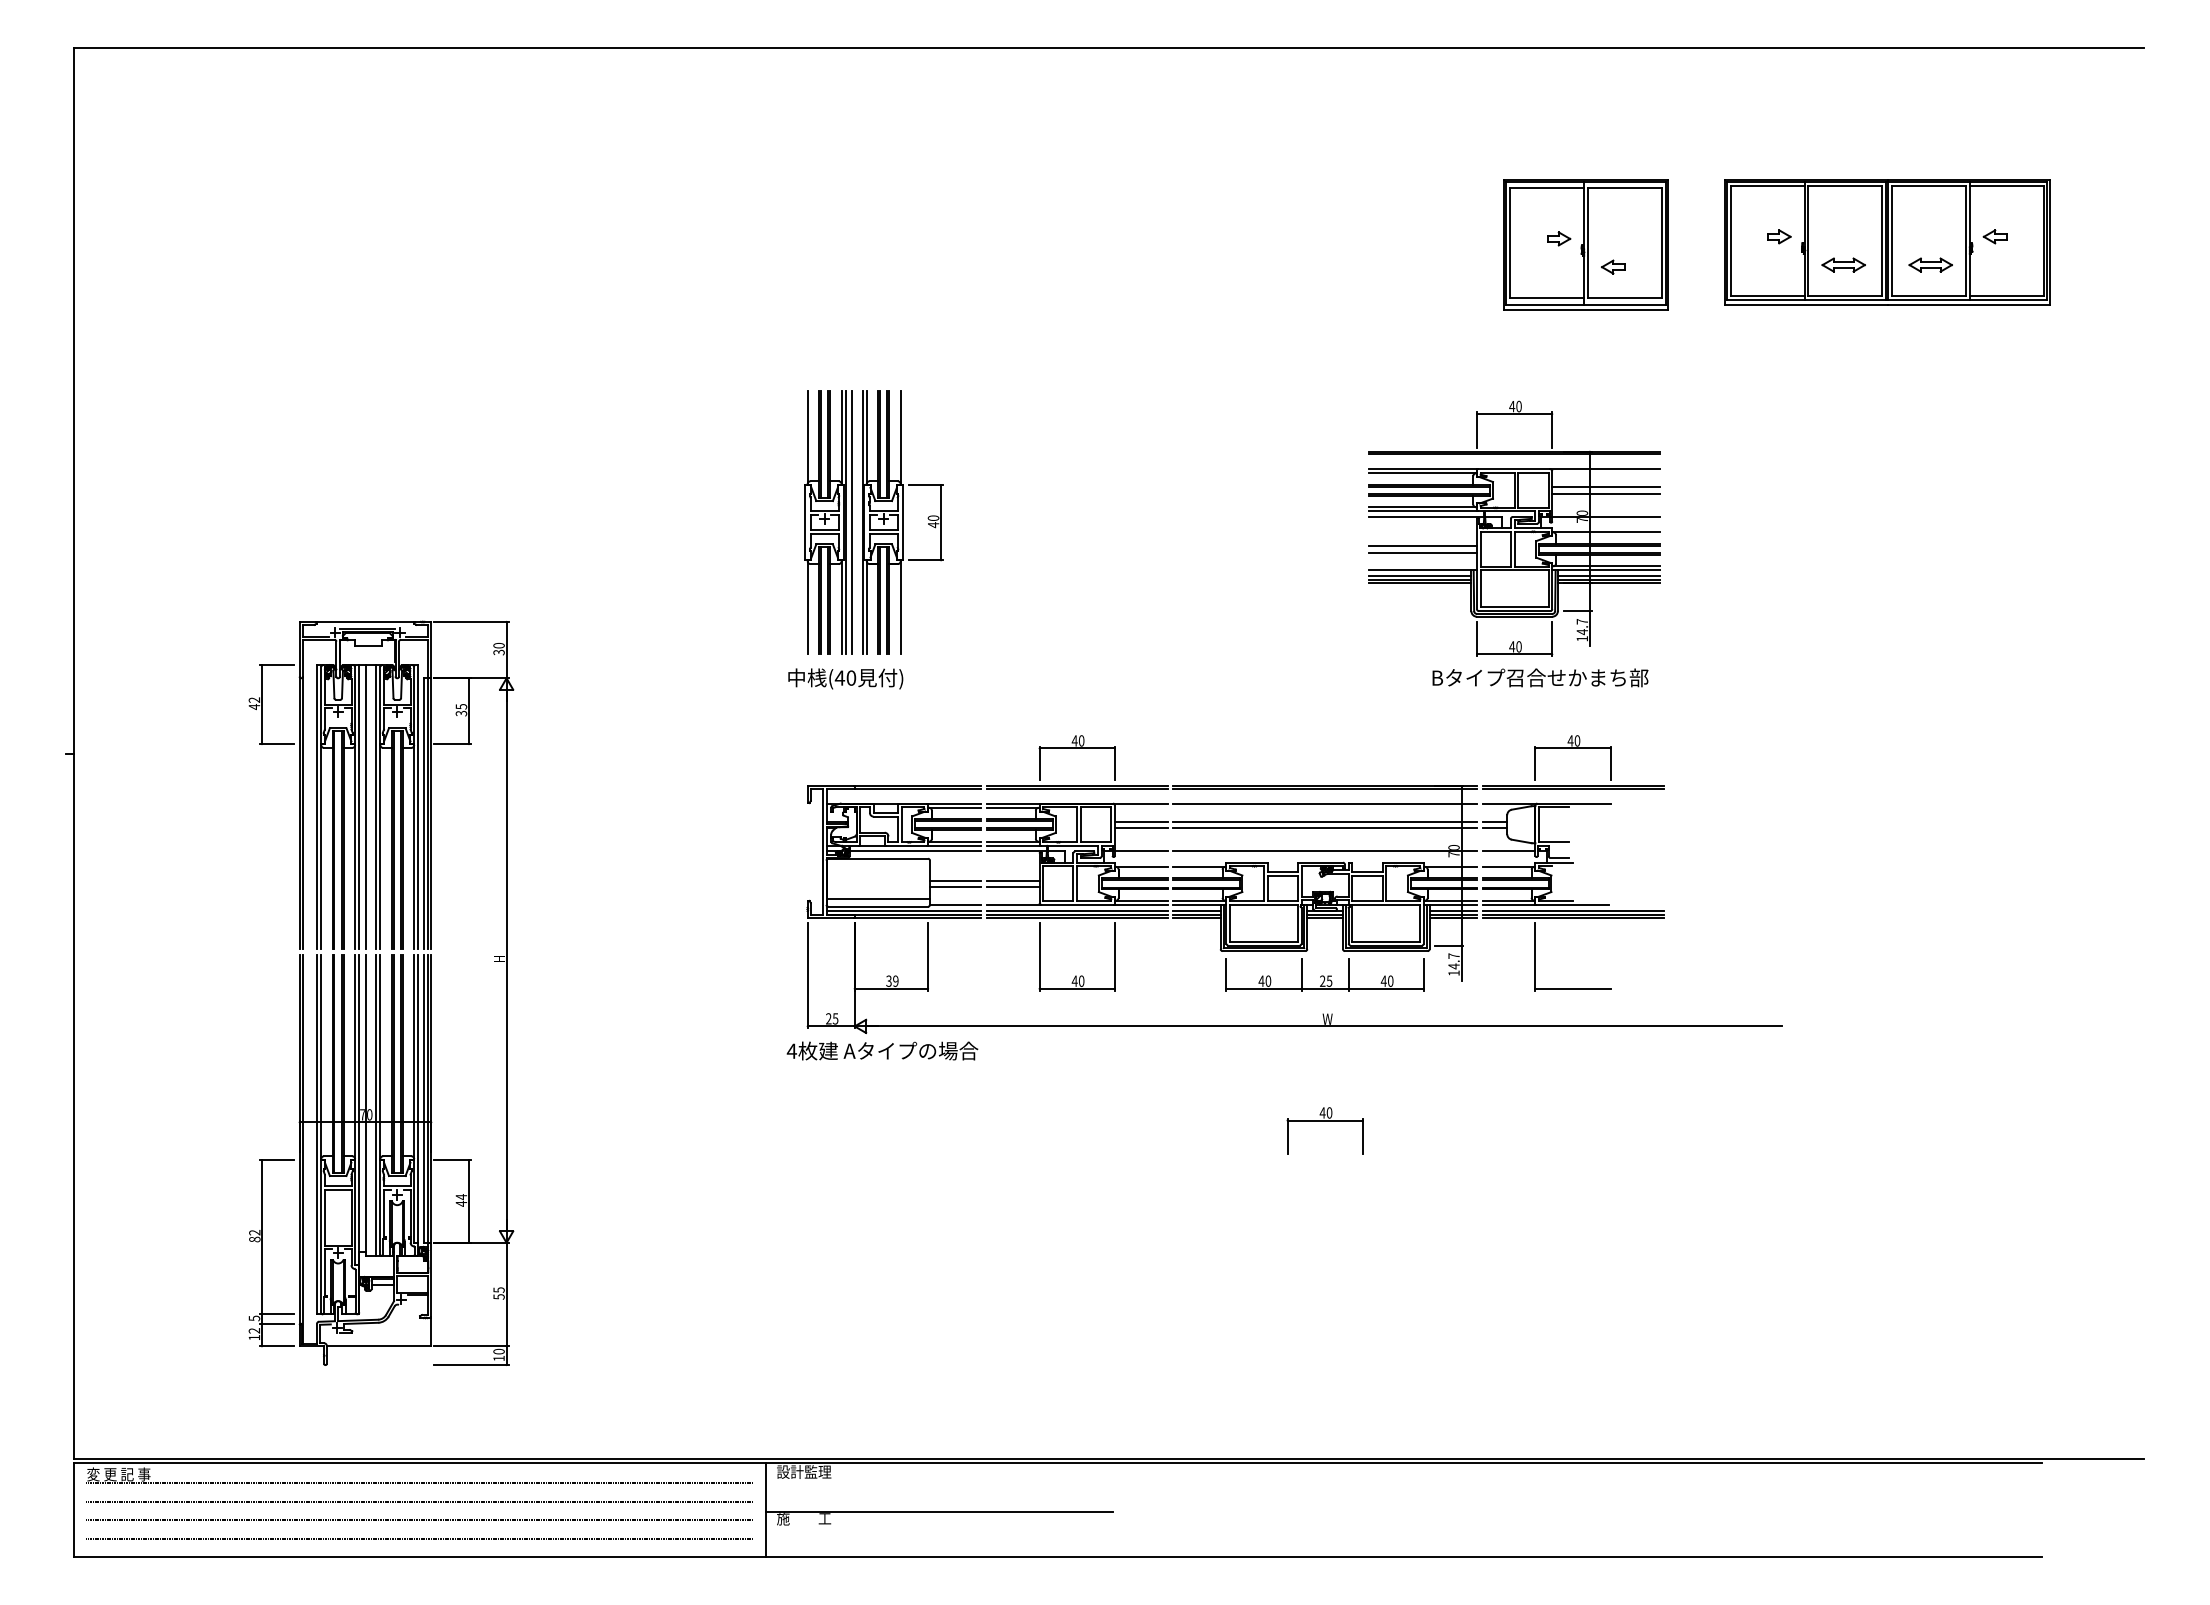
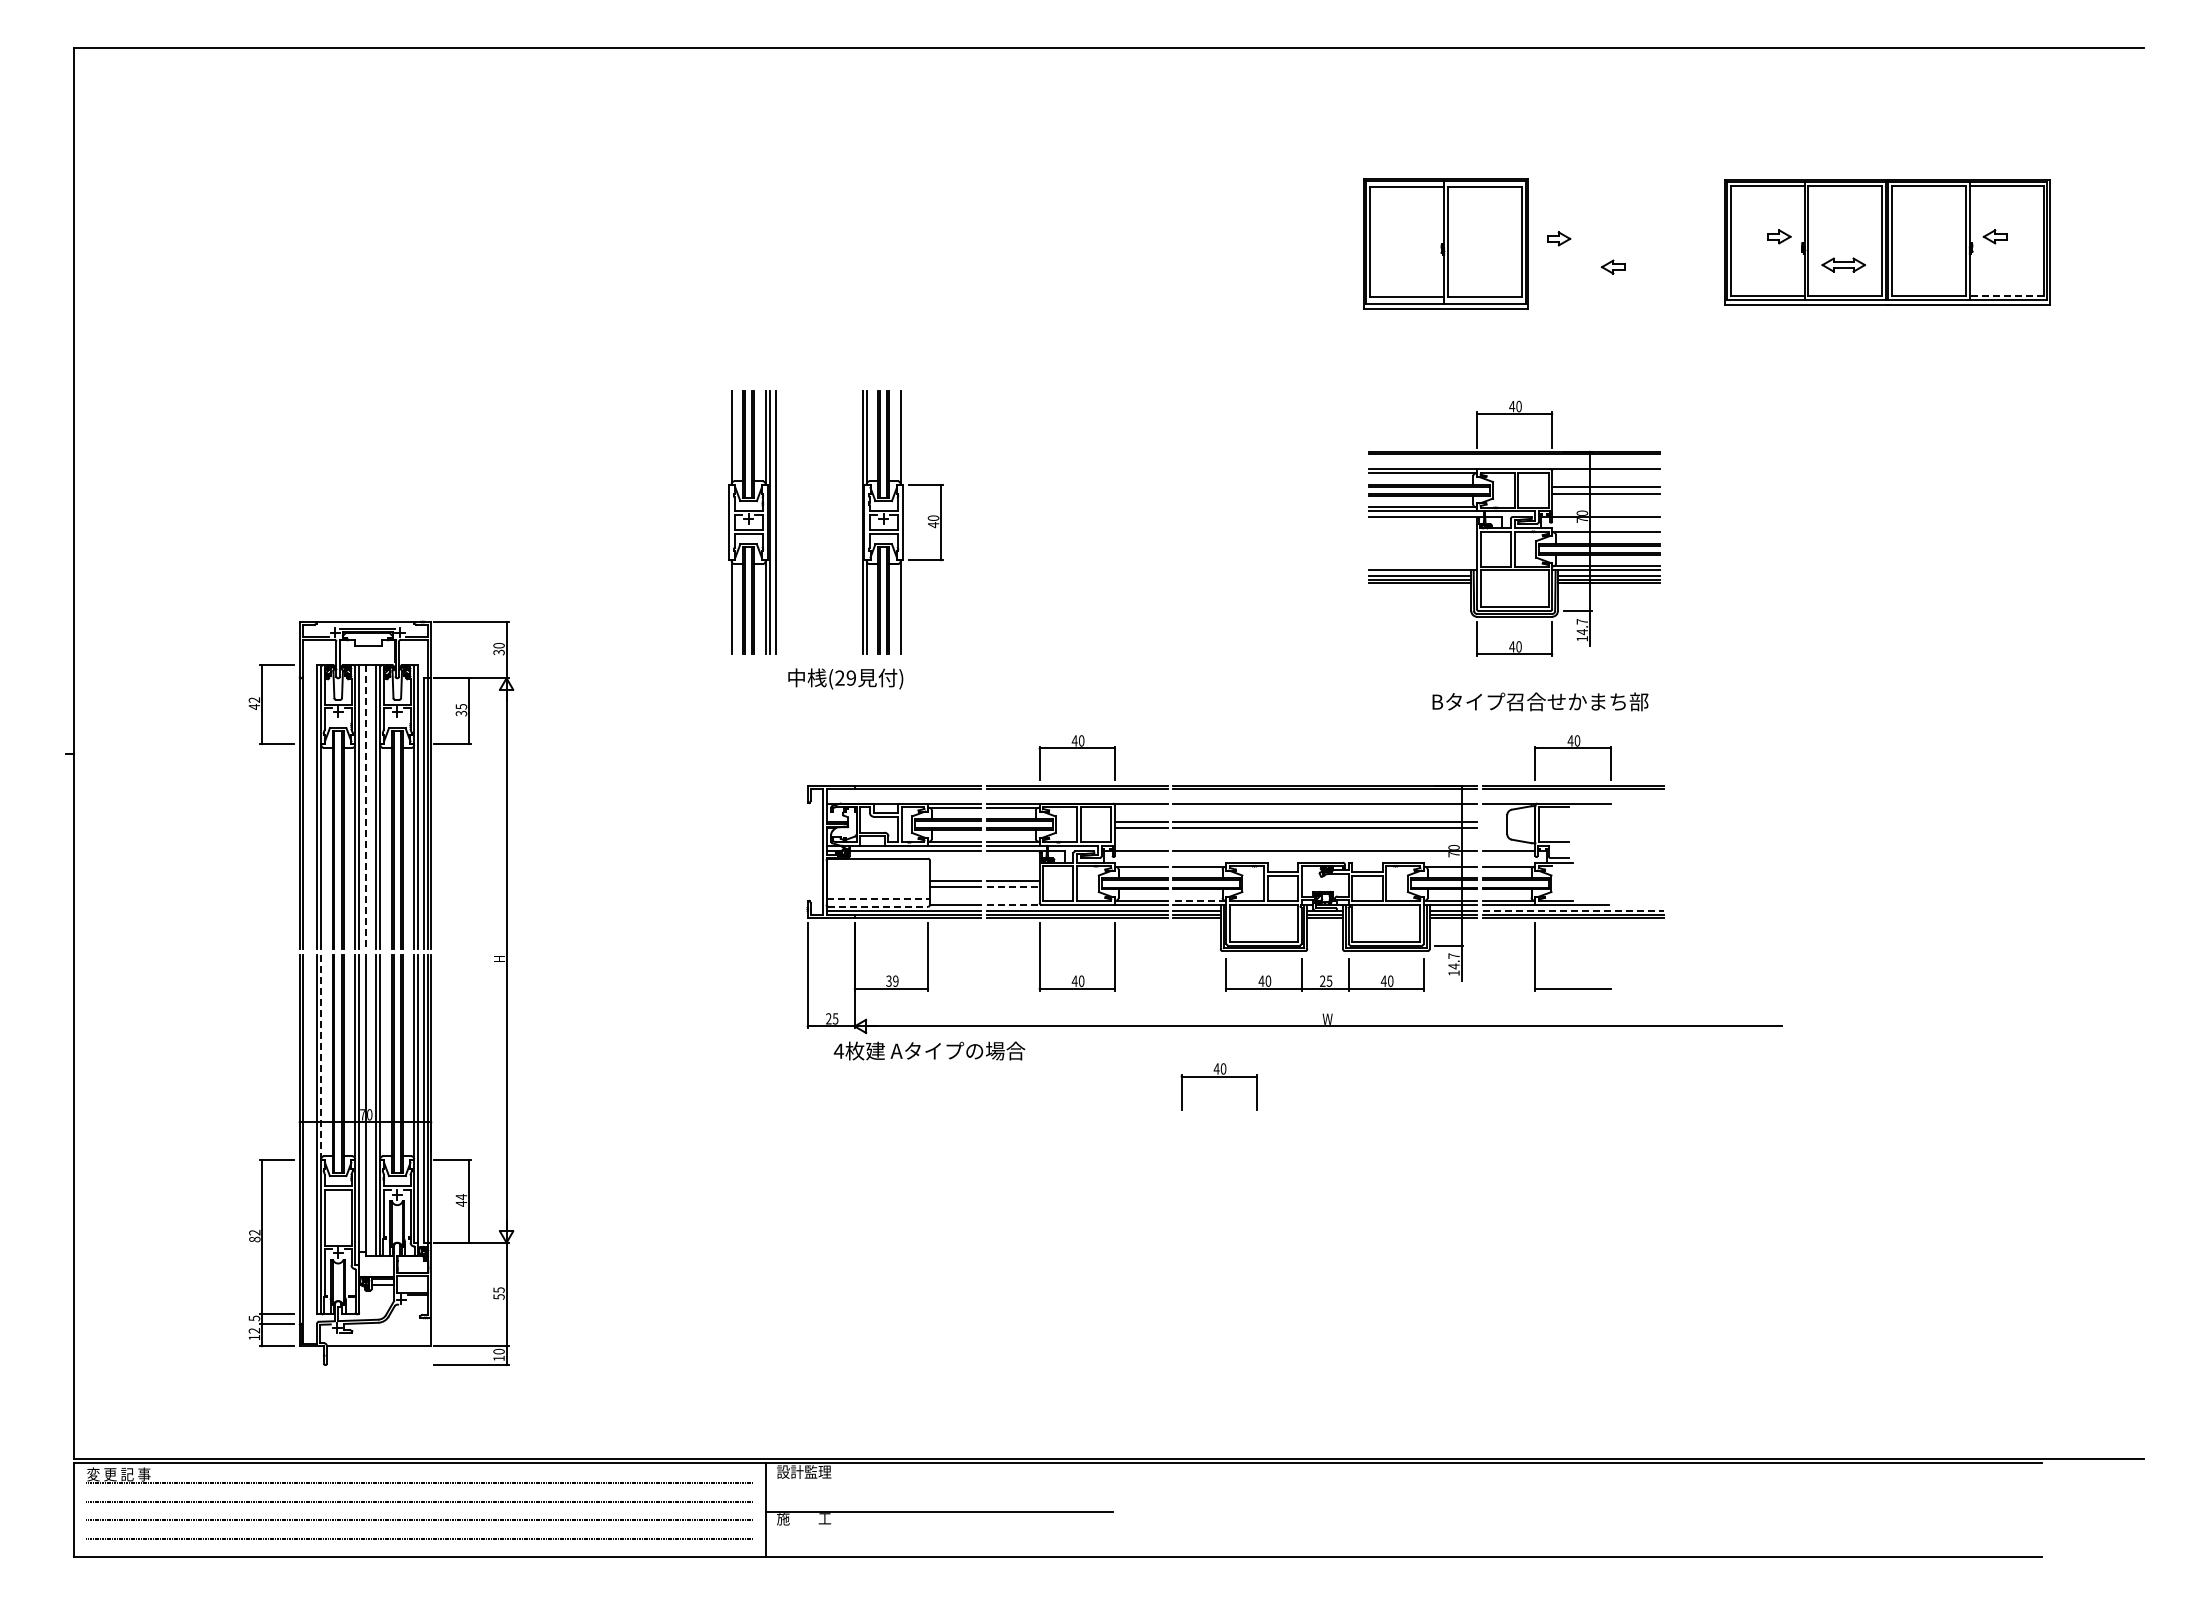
part position: (1585, 244) -> (1445, 243) (1445, 243)
part: present -> none (1930, 264)
line: solid -> dashed (2006, 295)
part position: (828, 522) -> (752, 522) (752, 522)
line: present -> none (1422, 546)
line: present -> none (1422, 552)
text: (40 -> (29 (845, 677)
text position: (1540, 677) -> (1540, 701) (1540, 701)
line: solid -> dashed (365, 807)
line: present -> none (1494, 821)
line: present -> none (1494, 827)
line: solid -> dashed (1013, 886)
line: solid -> dashed (878, 899)
line: solid -> dashed (1199, 900)
line: solid -> dashed (1014, 904)
line: solid -> dashed (878, 906)
line: solid -> dashed (1573, 910)
text position: (882, 1050) -> (929, 1050) (929, 1050)
line: solid -> dashed (321, 1057)
part position: (1324, 1121) -> (1218, 1077) (1218, 1077)
